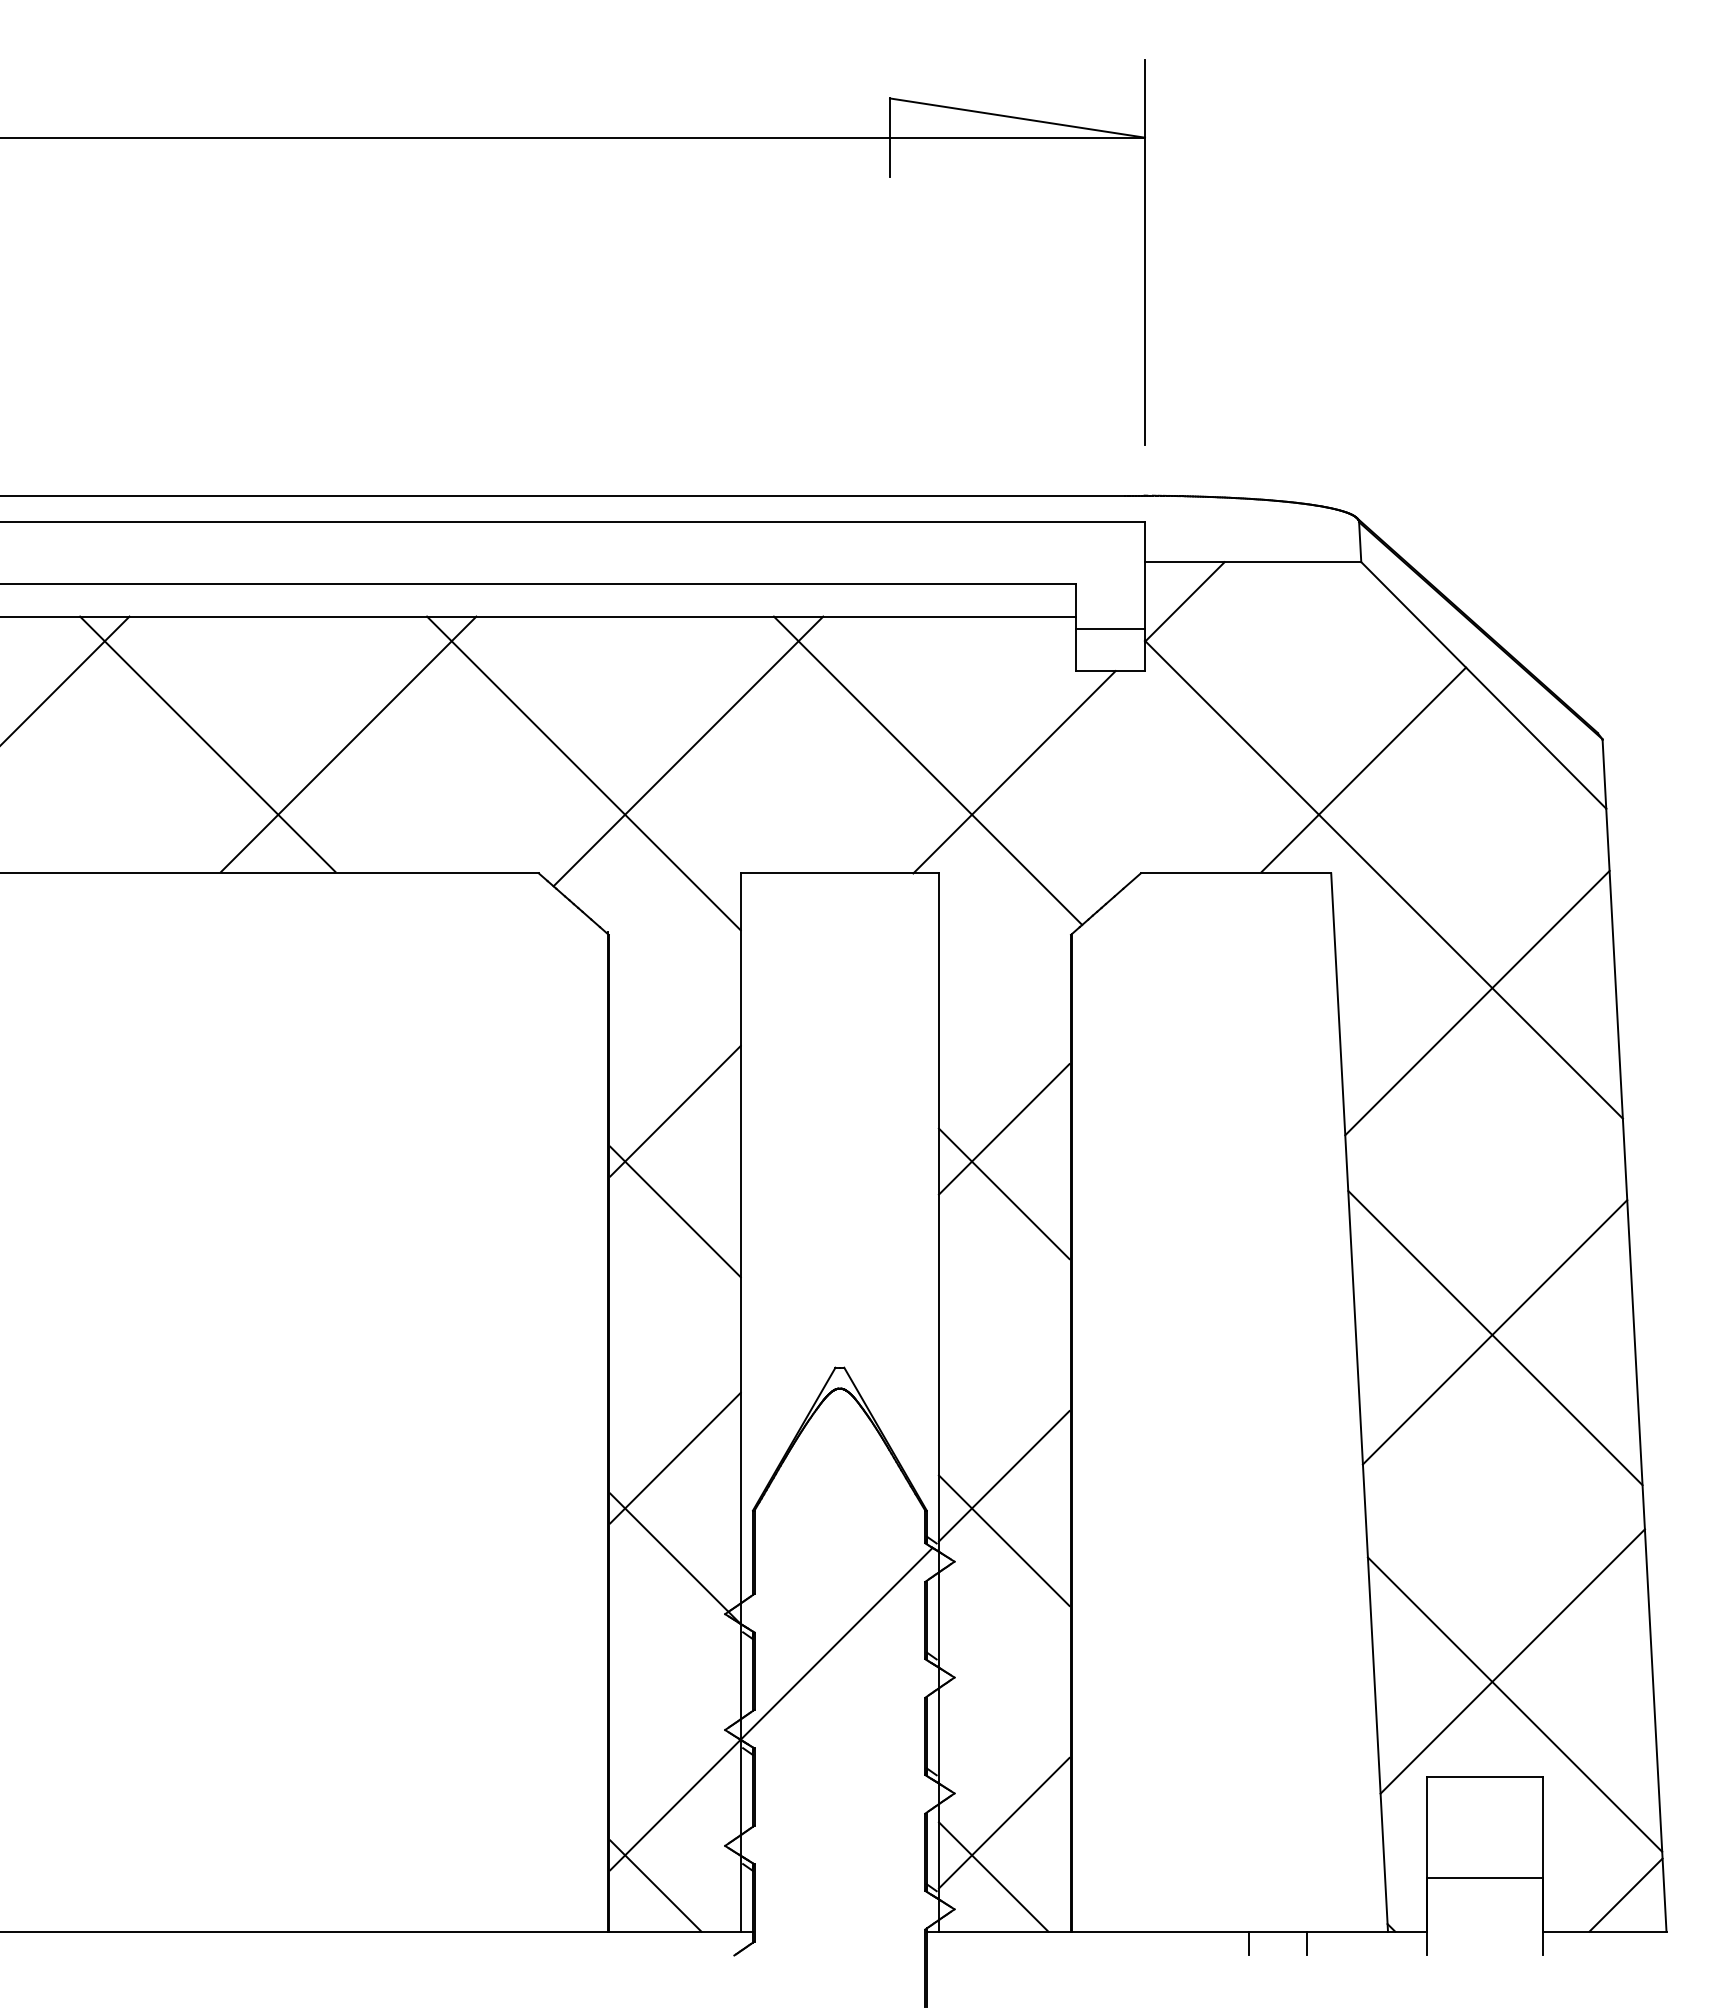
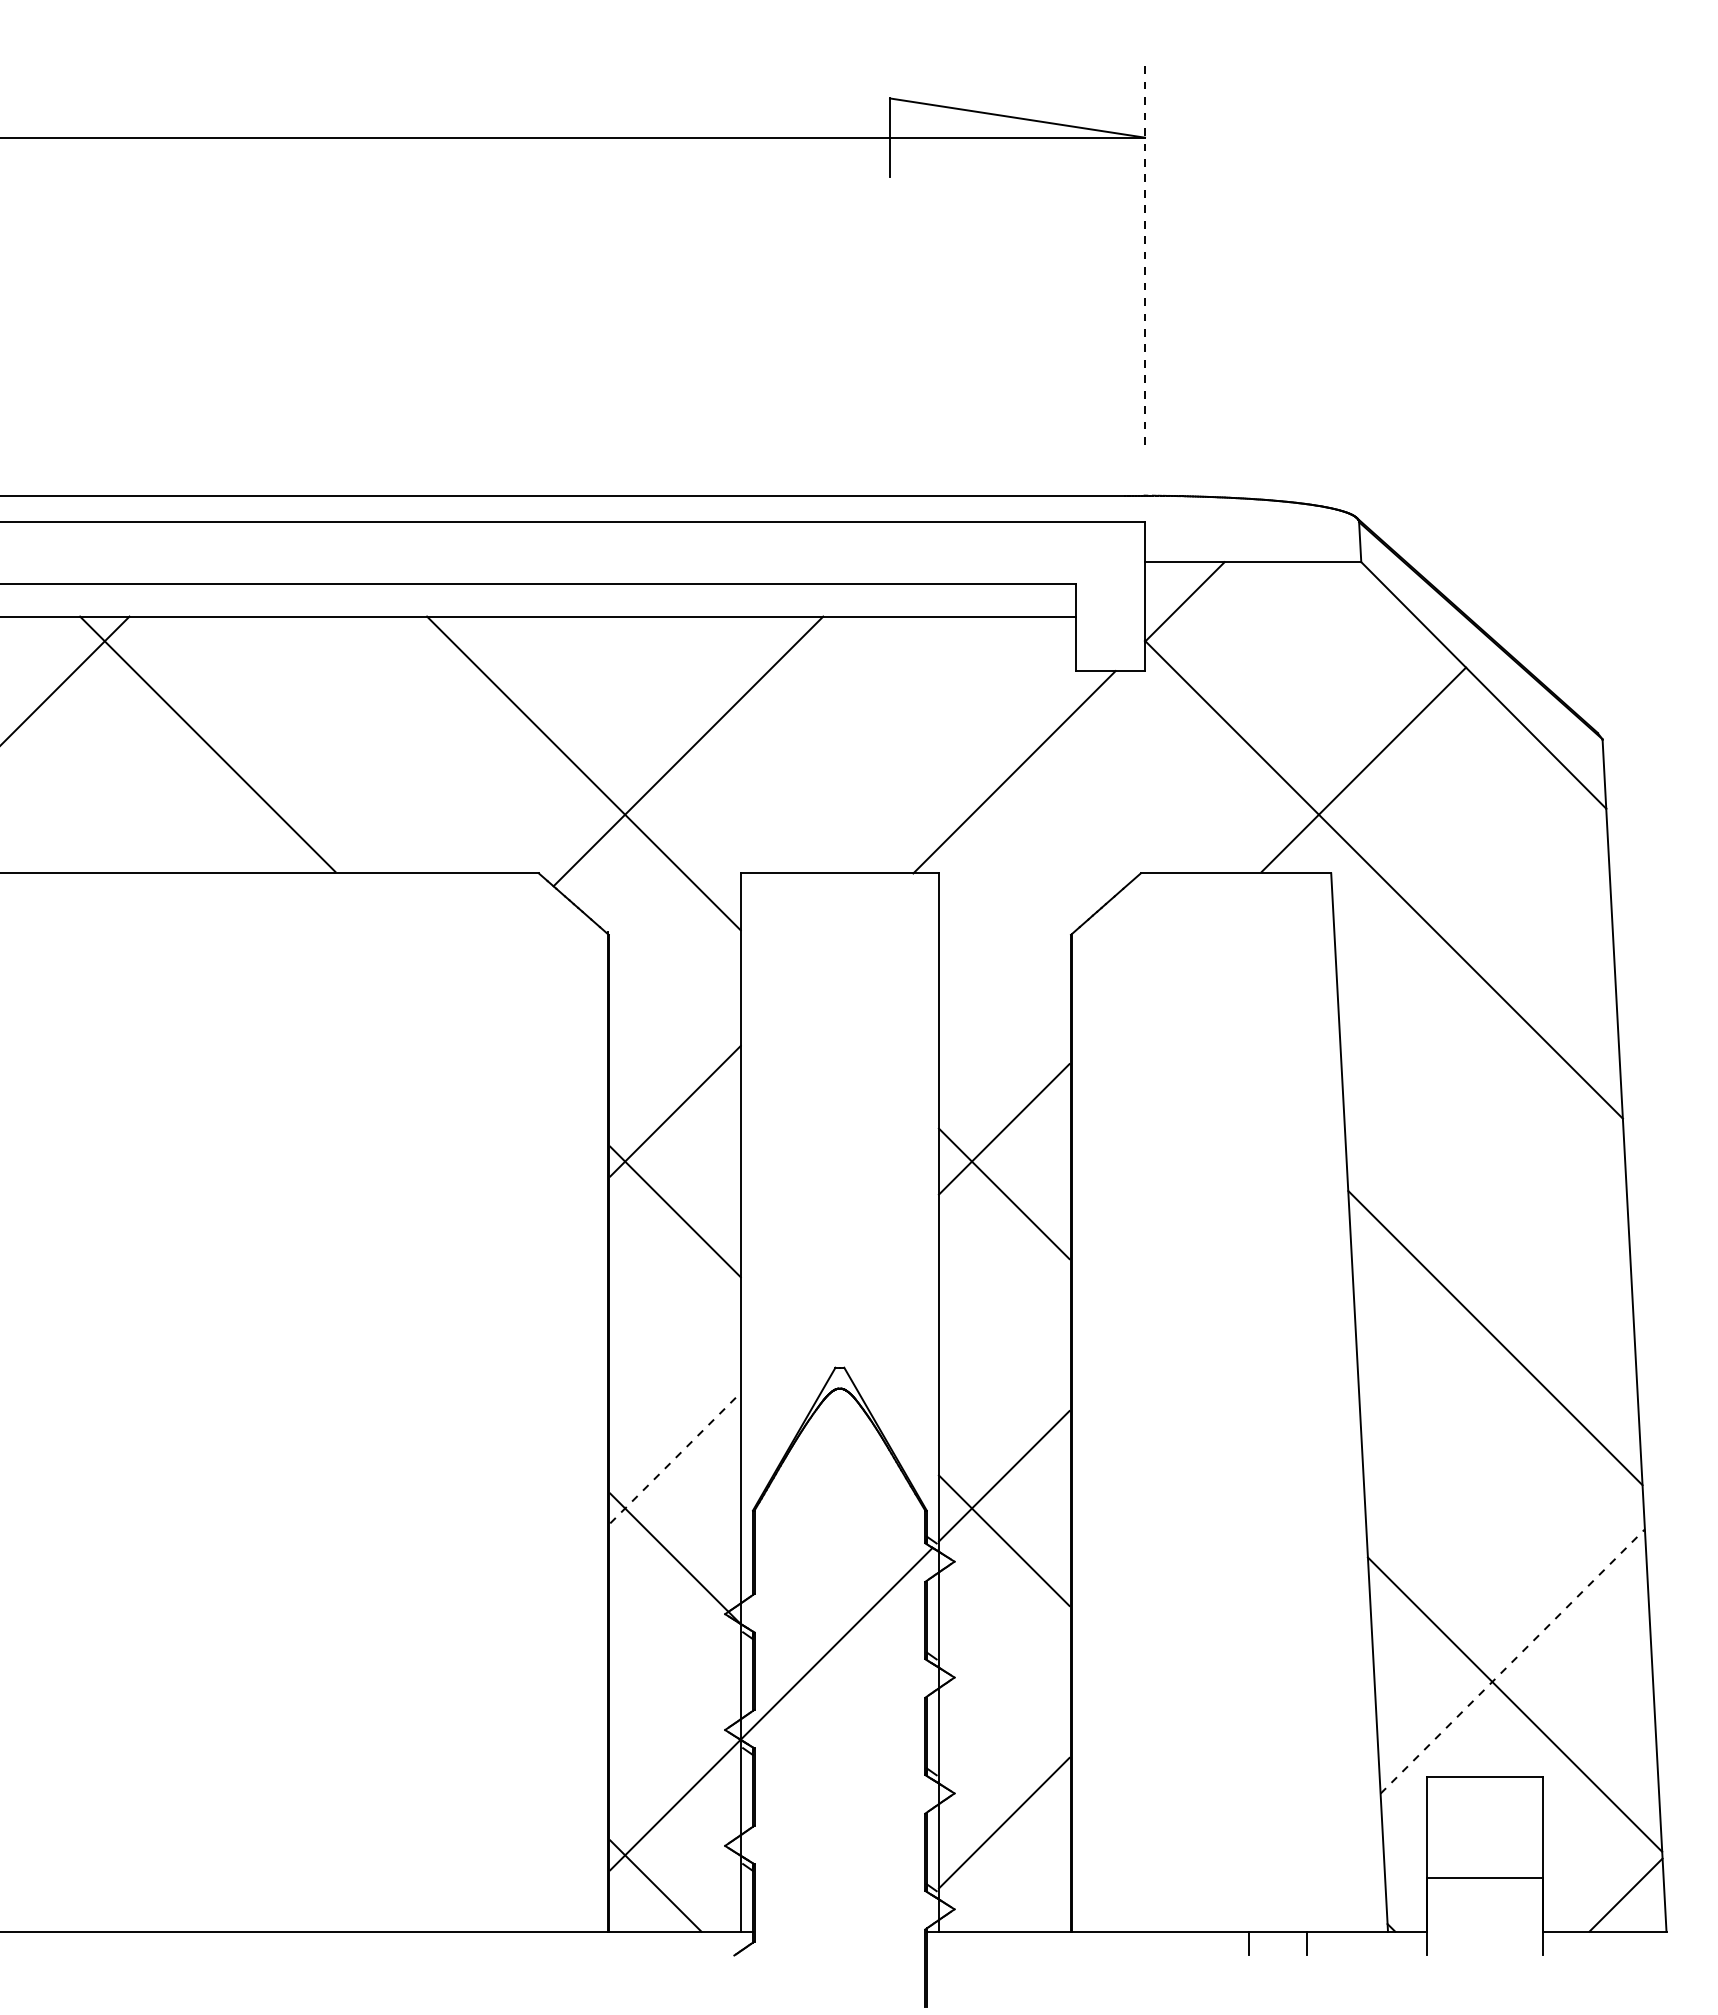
line: solid -> dashed (1145, 252)
line: present -> none (1110, 629)
line: present -> none (348, 743)
line: present -> none (927, 770)
line: present -> none (1477, 1002)
line: present -> none (1494, 1332)
line: solid -> dashed (675, 1457)
line: solid -> dashed (1512, 1661)
line: present -> none (993, 1876)
